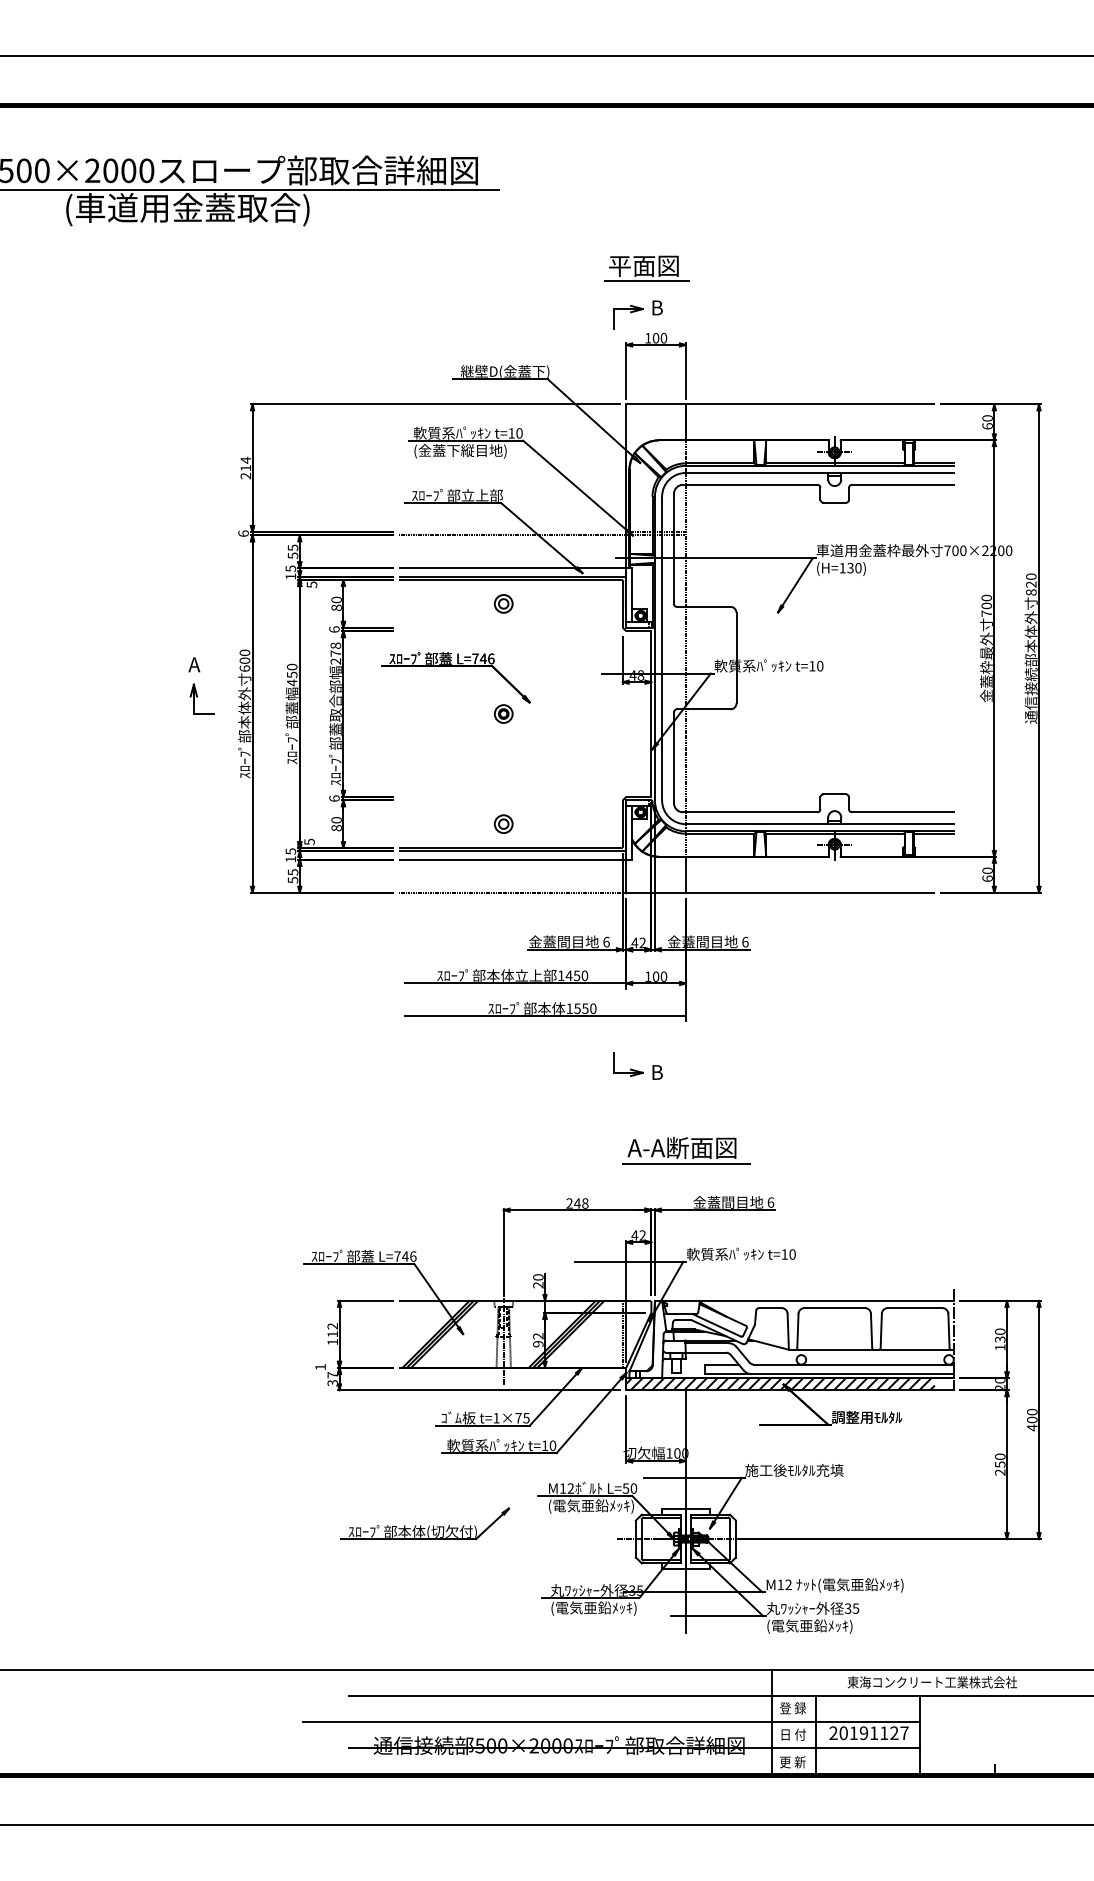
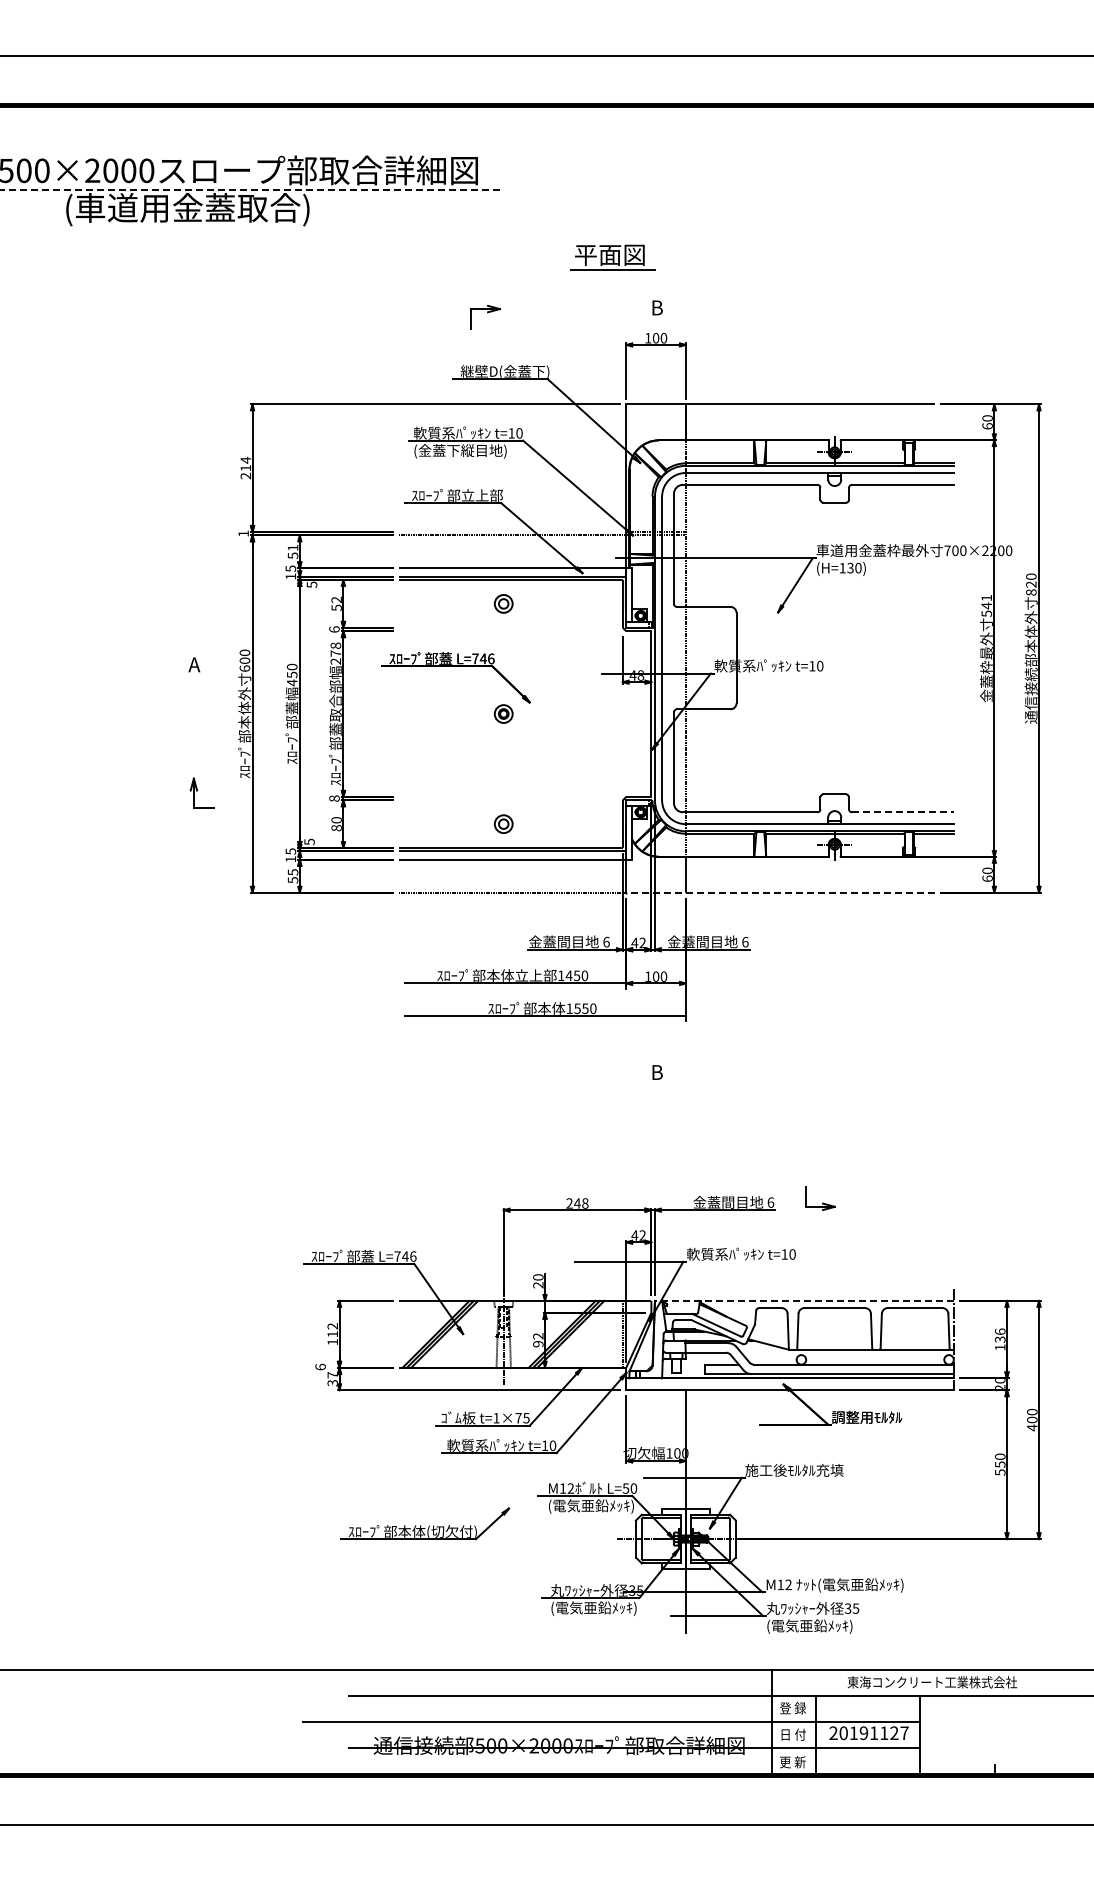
line: solid -> dashed (249, 189)
part position: (646, 268) -> (612, 257) (612, 257)
part position: (628, 316) -> (485, 316) (485, 316)
text: 6 -> 1 (243, 533)
text: 55 -> 51 (292, 547)
text: 80 -> 52 (336, 603)
text: 700 -> 541 (986, 605)
part position: (201, 698) -> (201, 792) (201, 792)
text: 6 -> 8 (334, 798)
line: solid -> dashed (902, 812)
line: solid -> dashed (780, 892)
part position: (628, 1064) -> (820, 1198) (820, 1198)
part: present -> none (686, 1150)
line: solid -> dashed (803, 1300)
text: 130 -> 136 (1000, 1331)
text: 1 -> 6 (320, 1366)
hatch: present -> none (780, 1384)
text: 250 -> 550 (1000, 1472)
